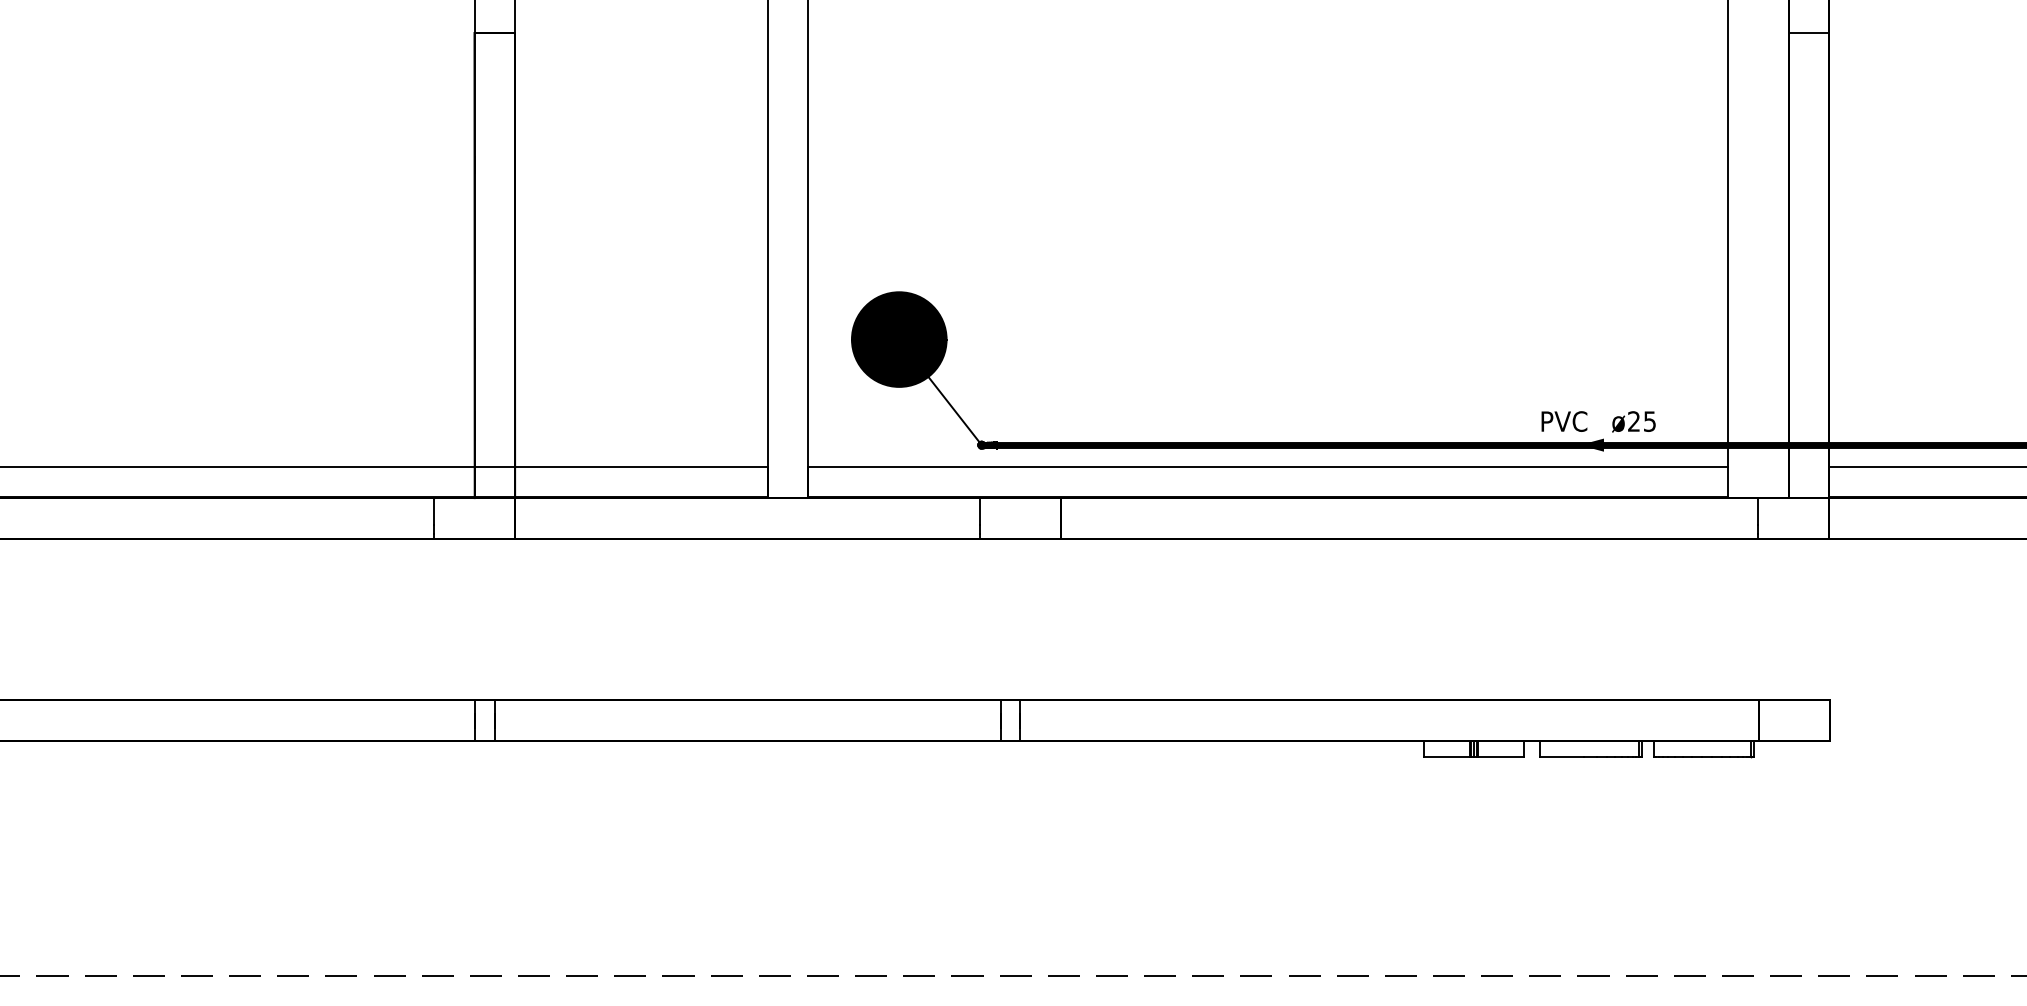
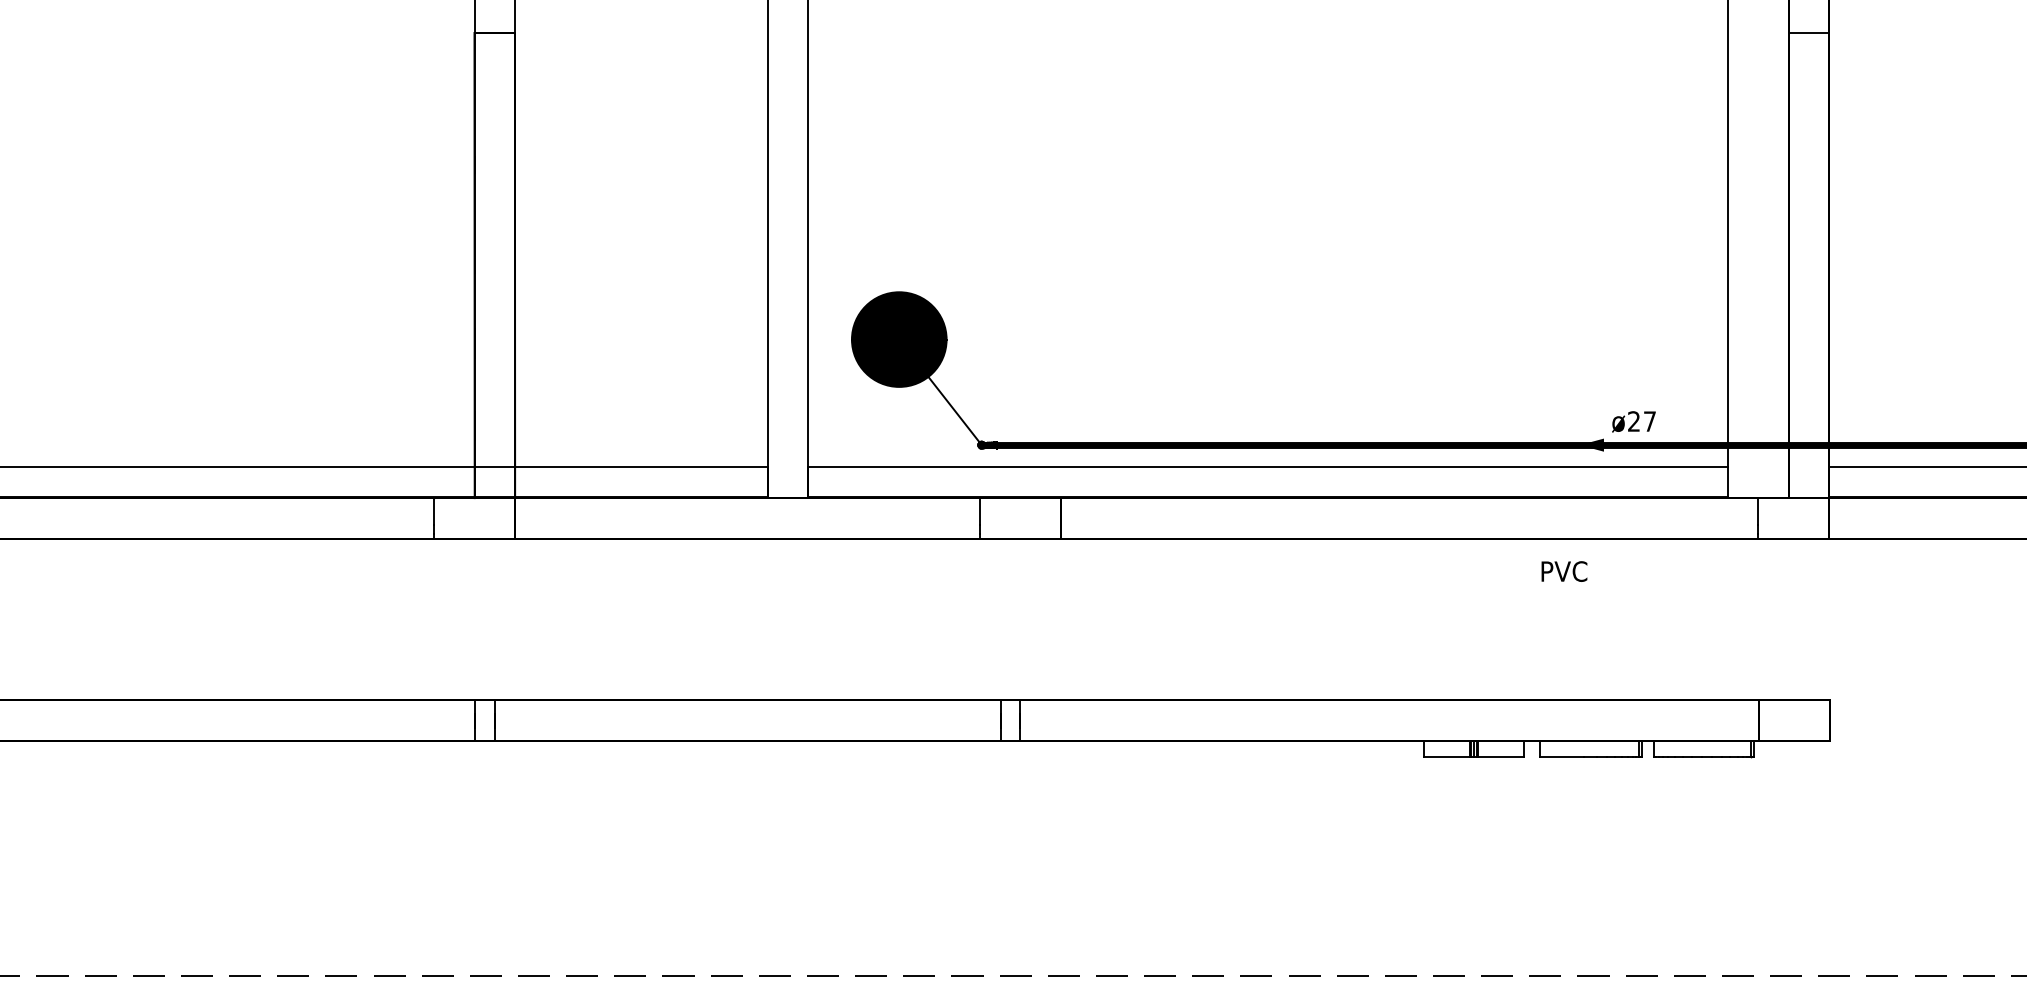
text position: (1564, 421) -> (1564, 571) (1564, 571)
text: ø25 -> ø27 (1649, 421)
